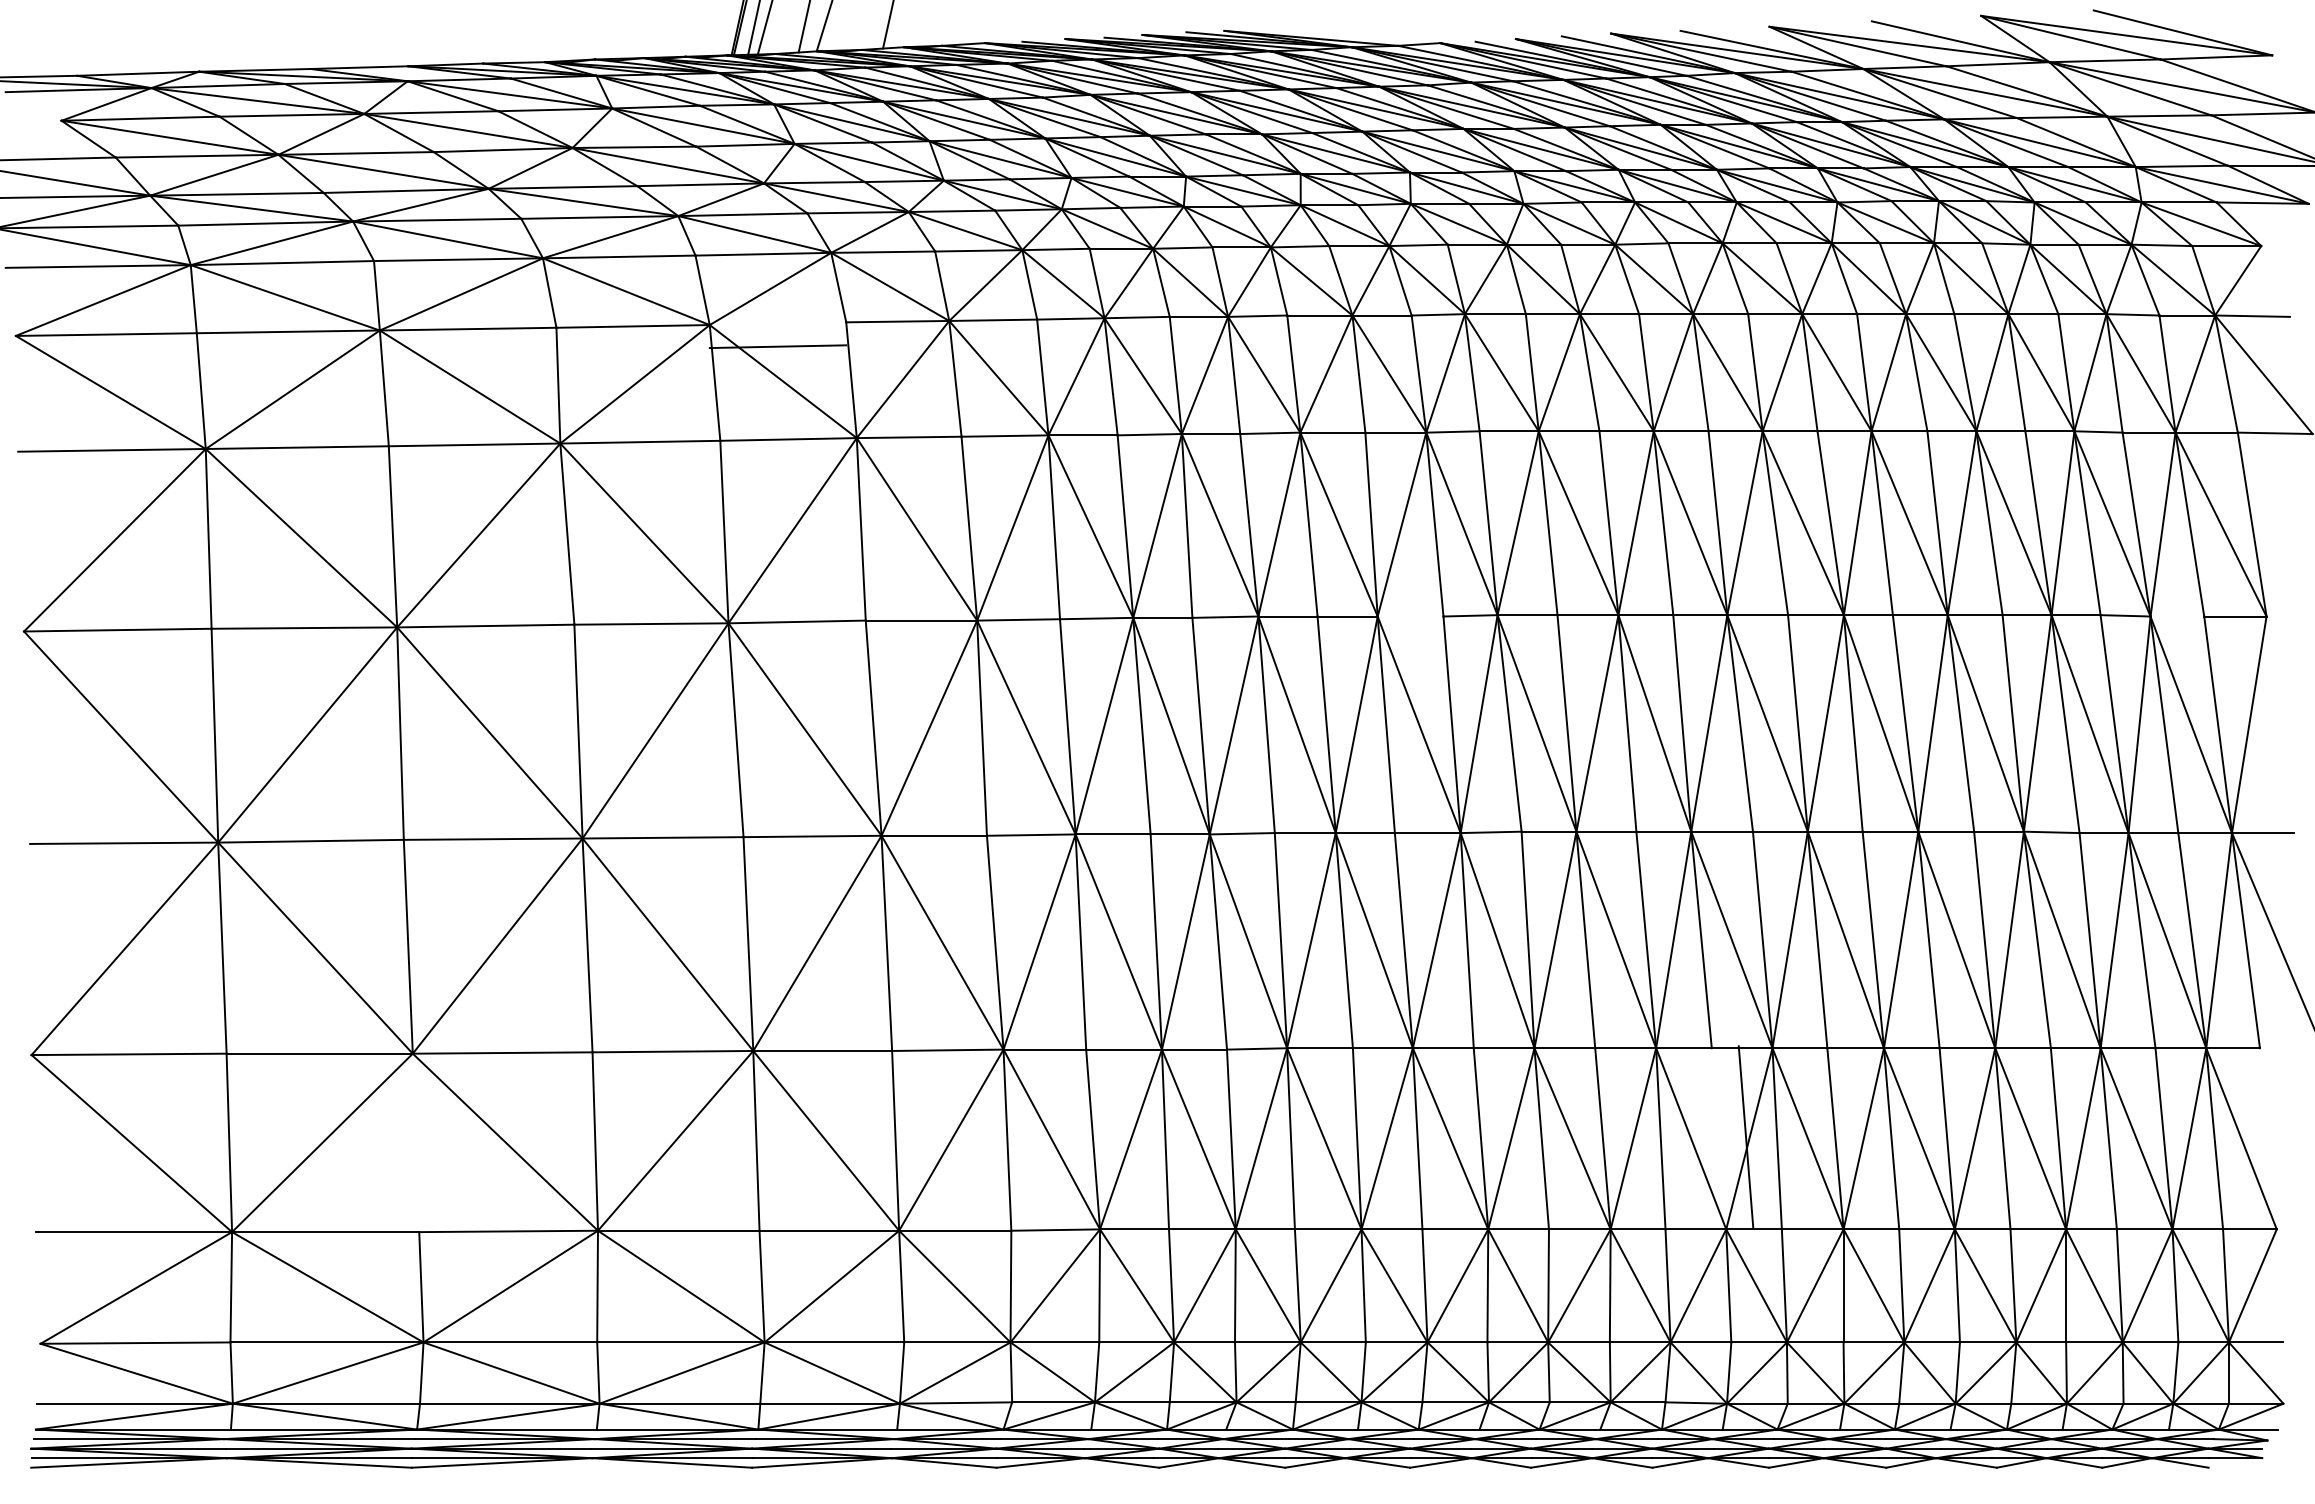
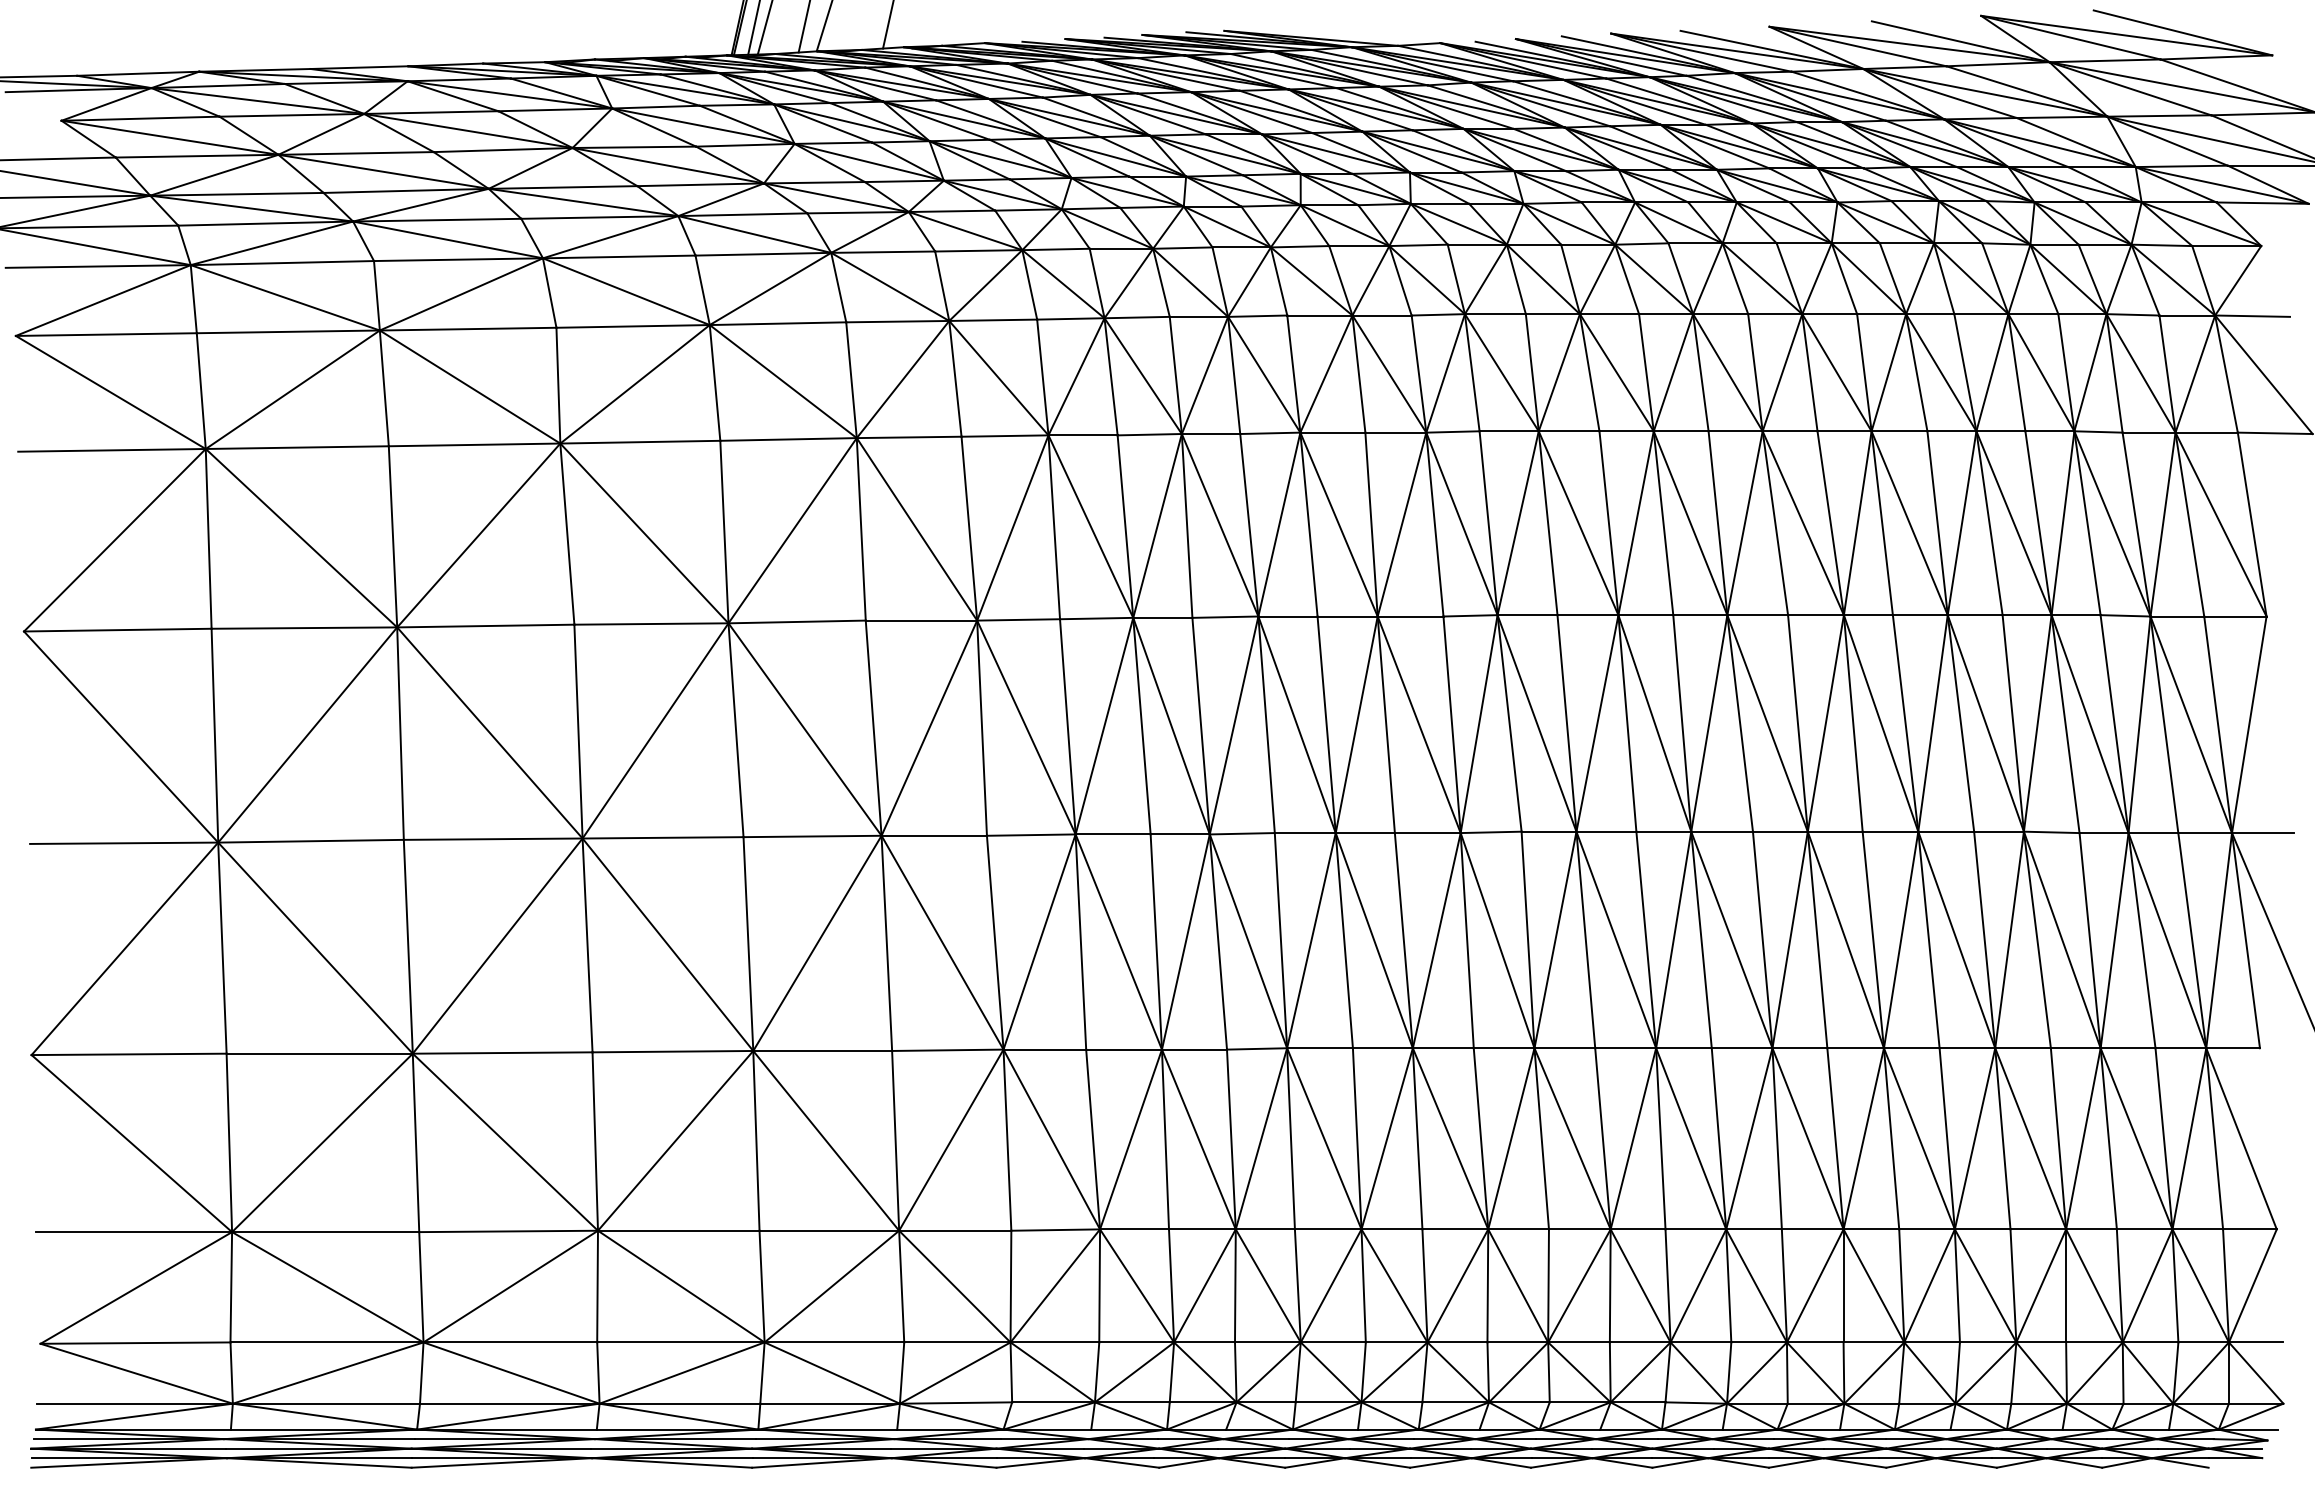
line position: (777, 346) -> (777, 323) (777, 323)
line: none -> present (1410, 616)
line: none -> present (2177, 616)
line position: (1745, 1136) -> (1718, 1138) (1718, 1138)
line: none -> present (415, 1142)
